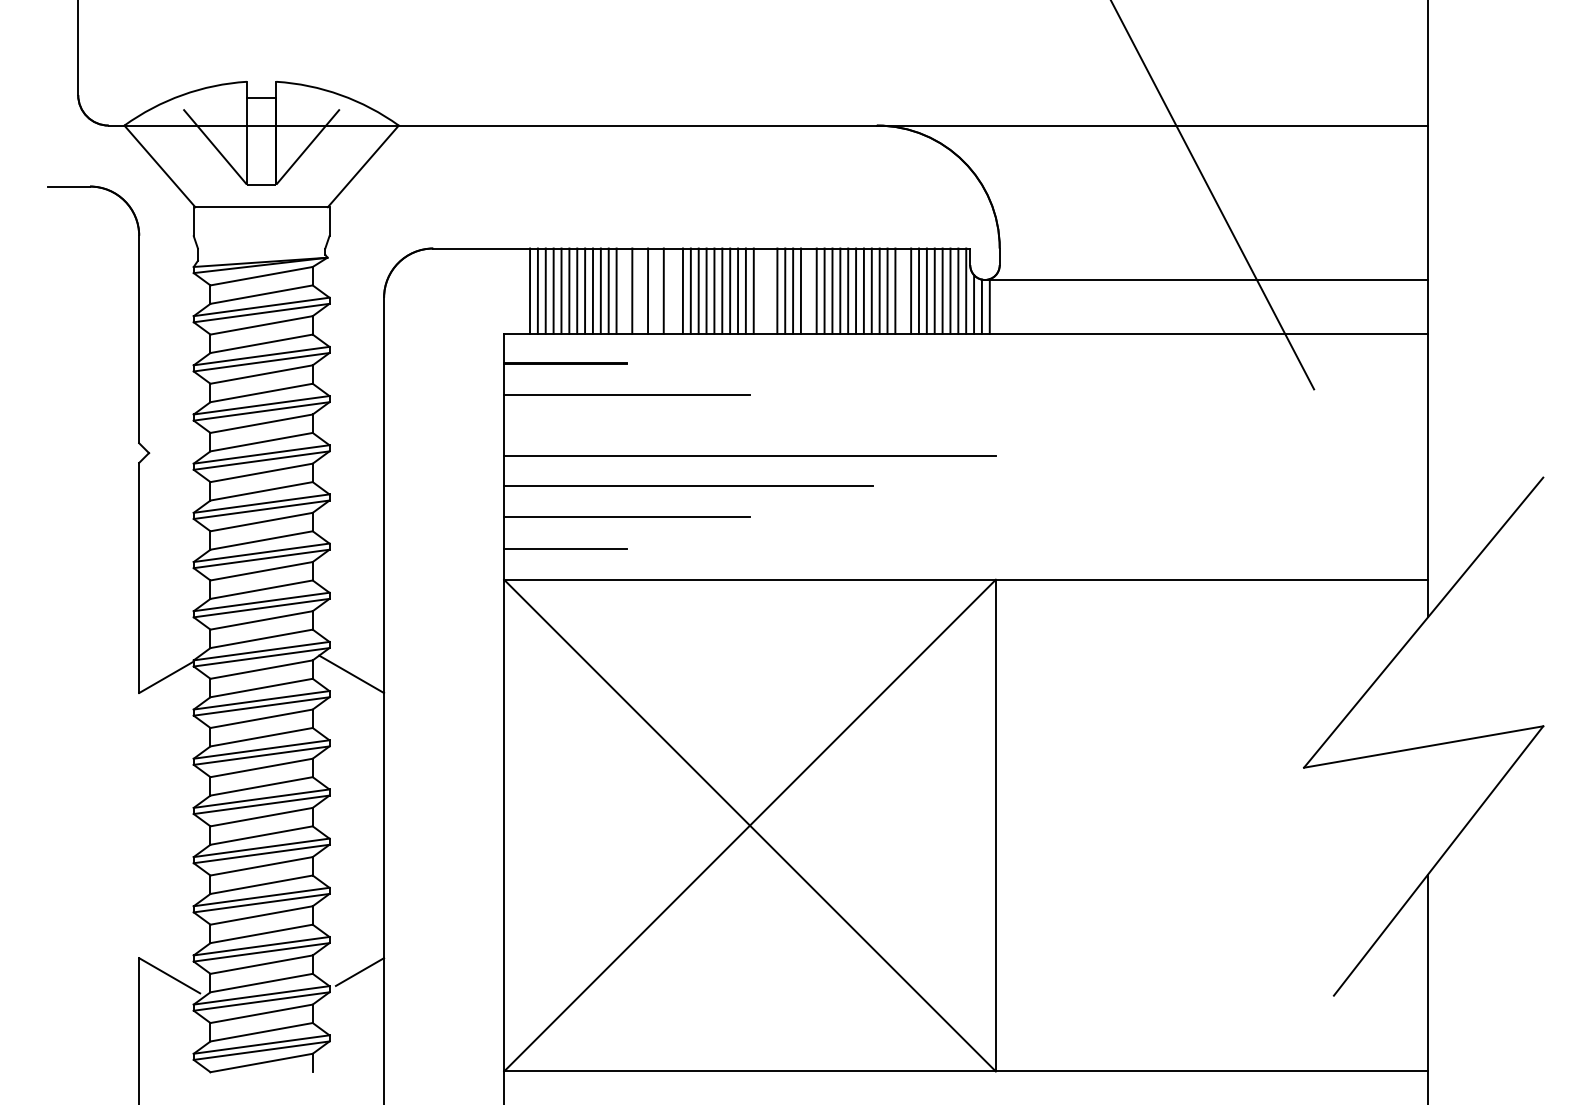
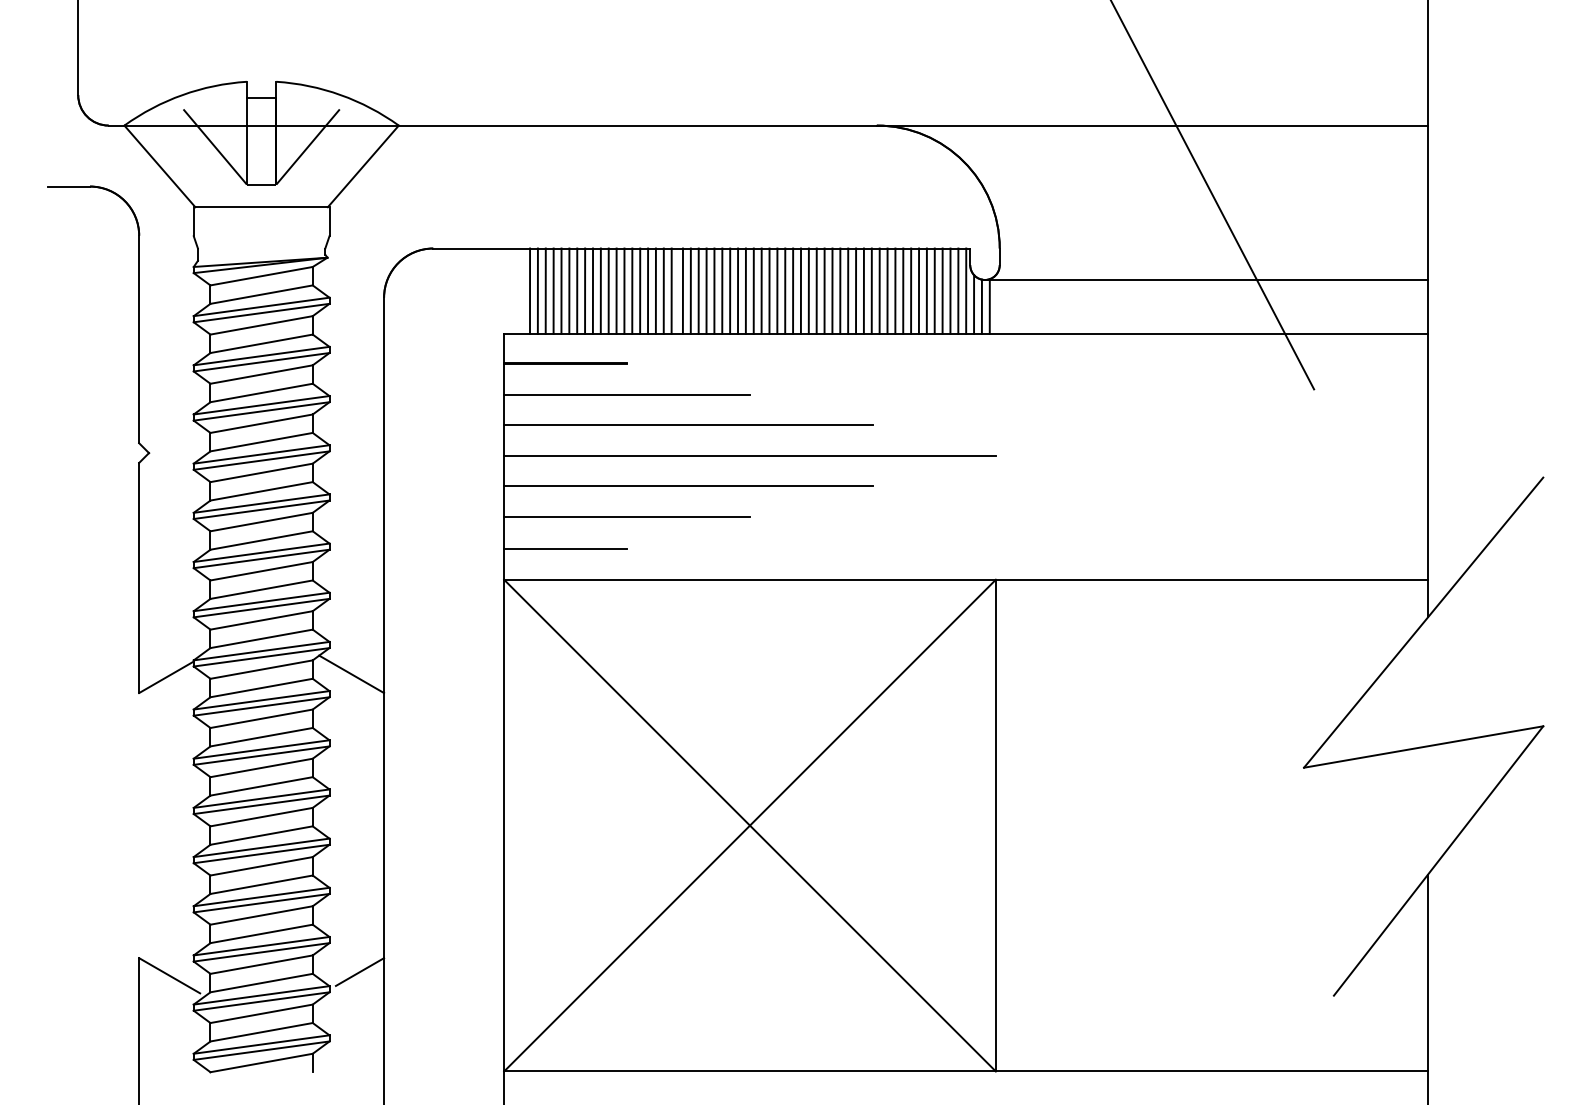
line: none -> present (624, 290)
line: none -> present (640, 290)
line: none -> present (655, 290)
line: none -> present (671, 290)
line: none -> present (761, 290)
line: none -> present (769, 290)
line: none -> present (808, 290)
line: none -> present (903, 290)
line: none -> present (688, 425)
